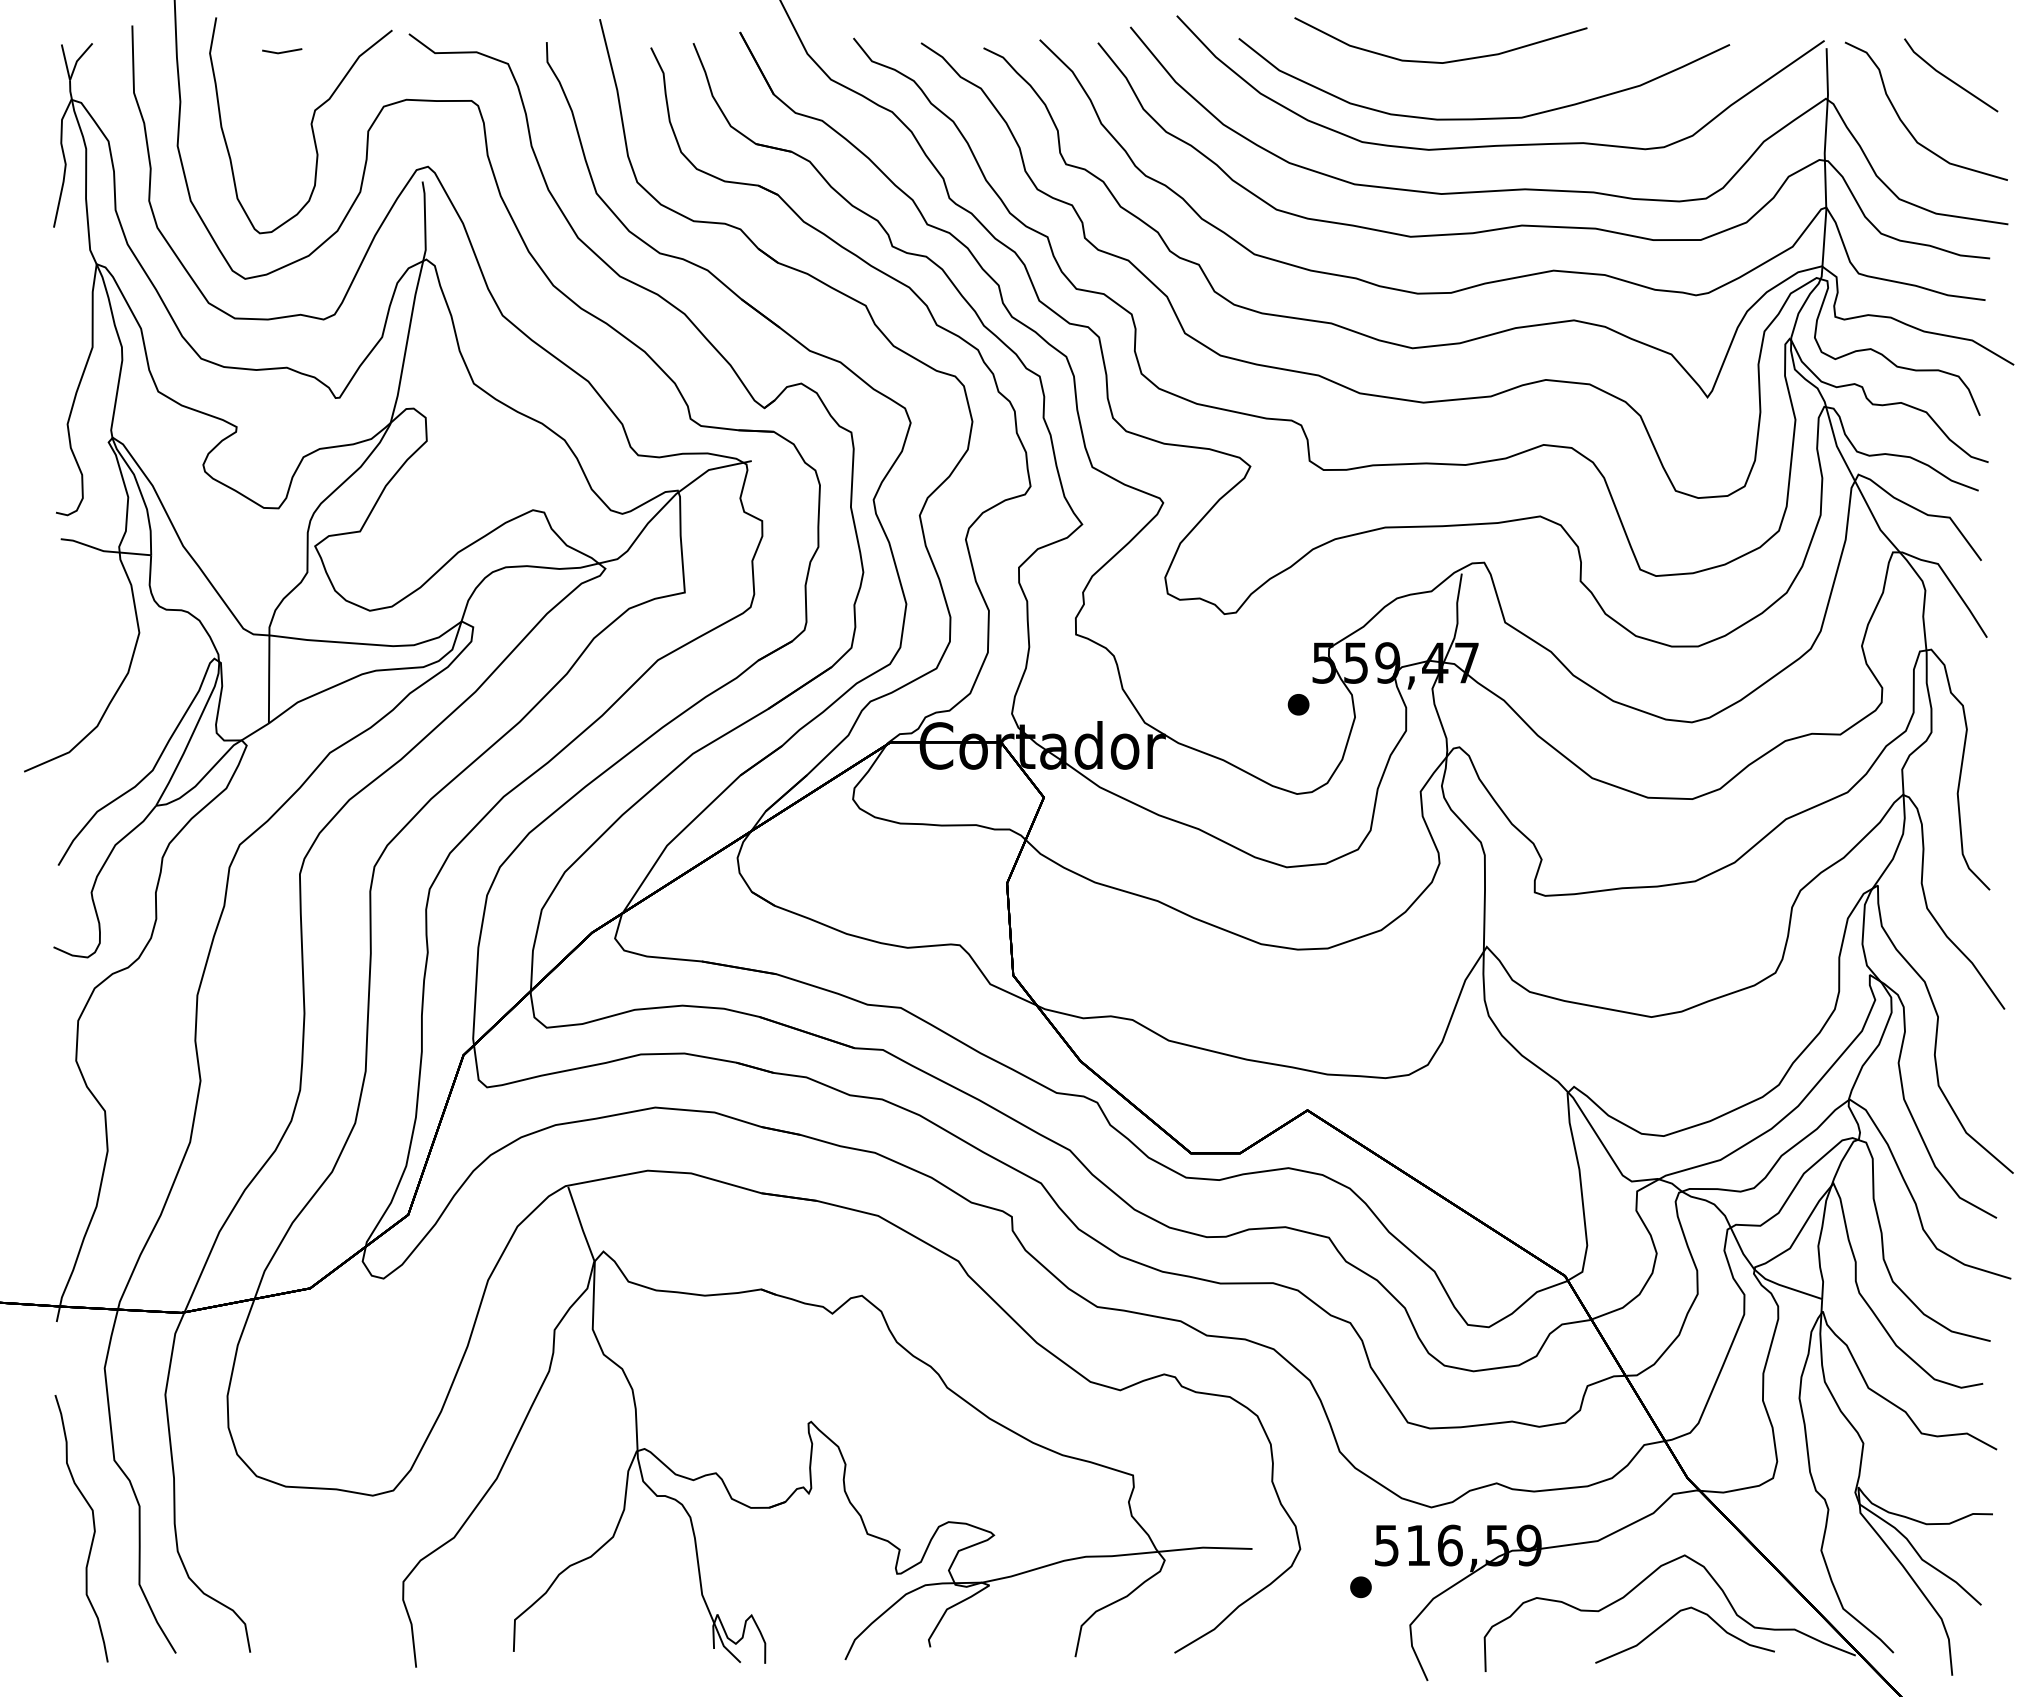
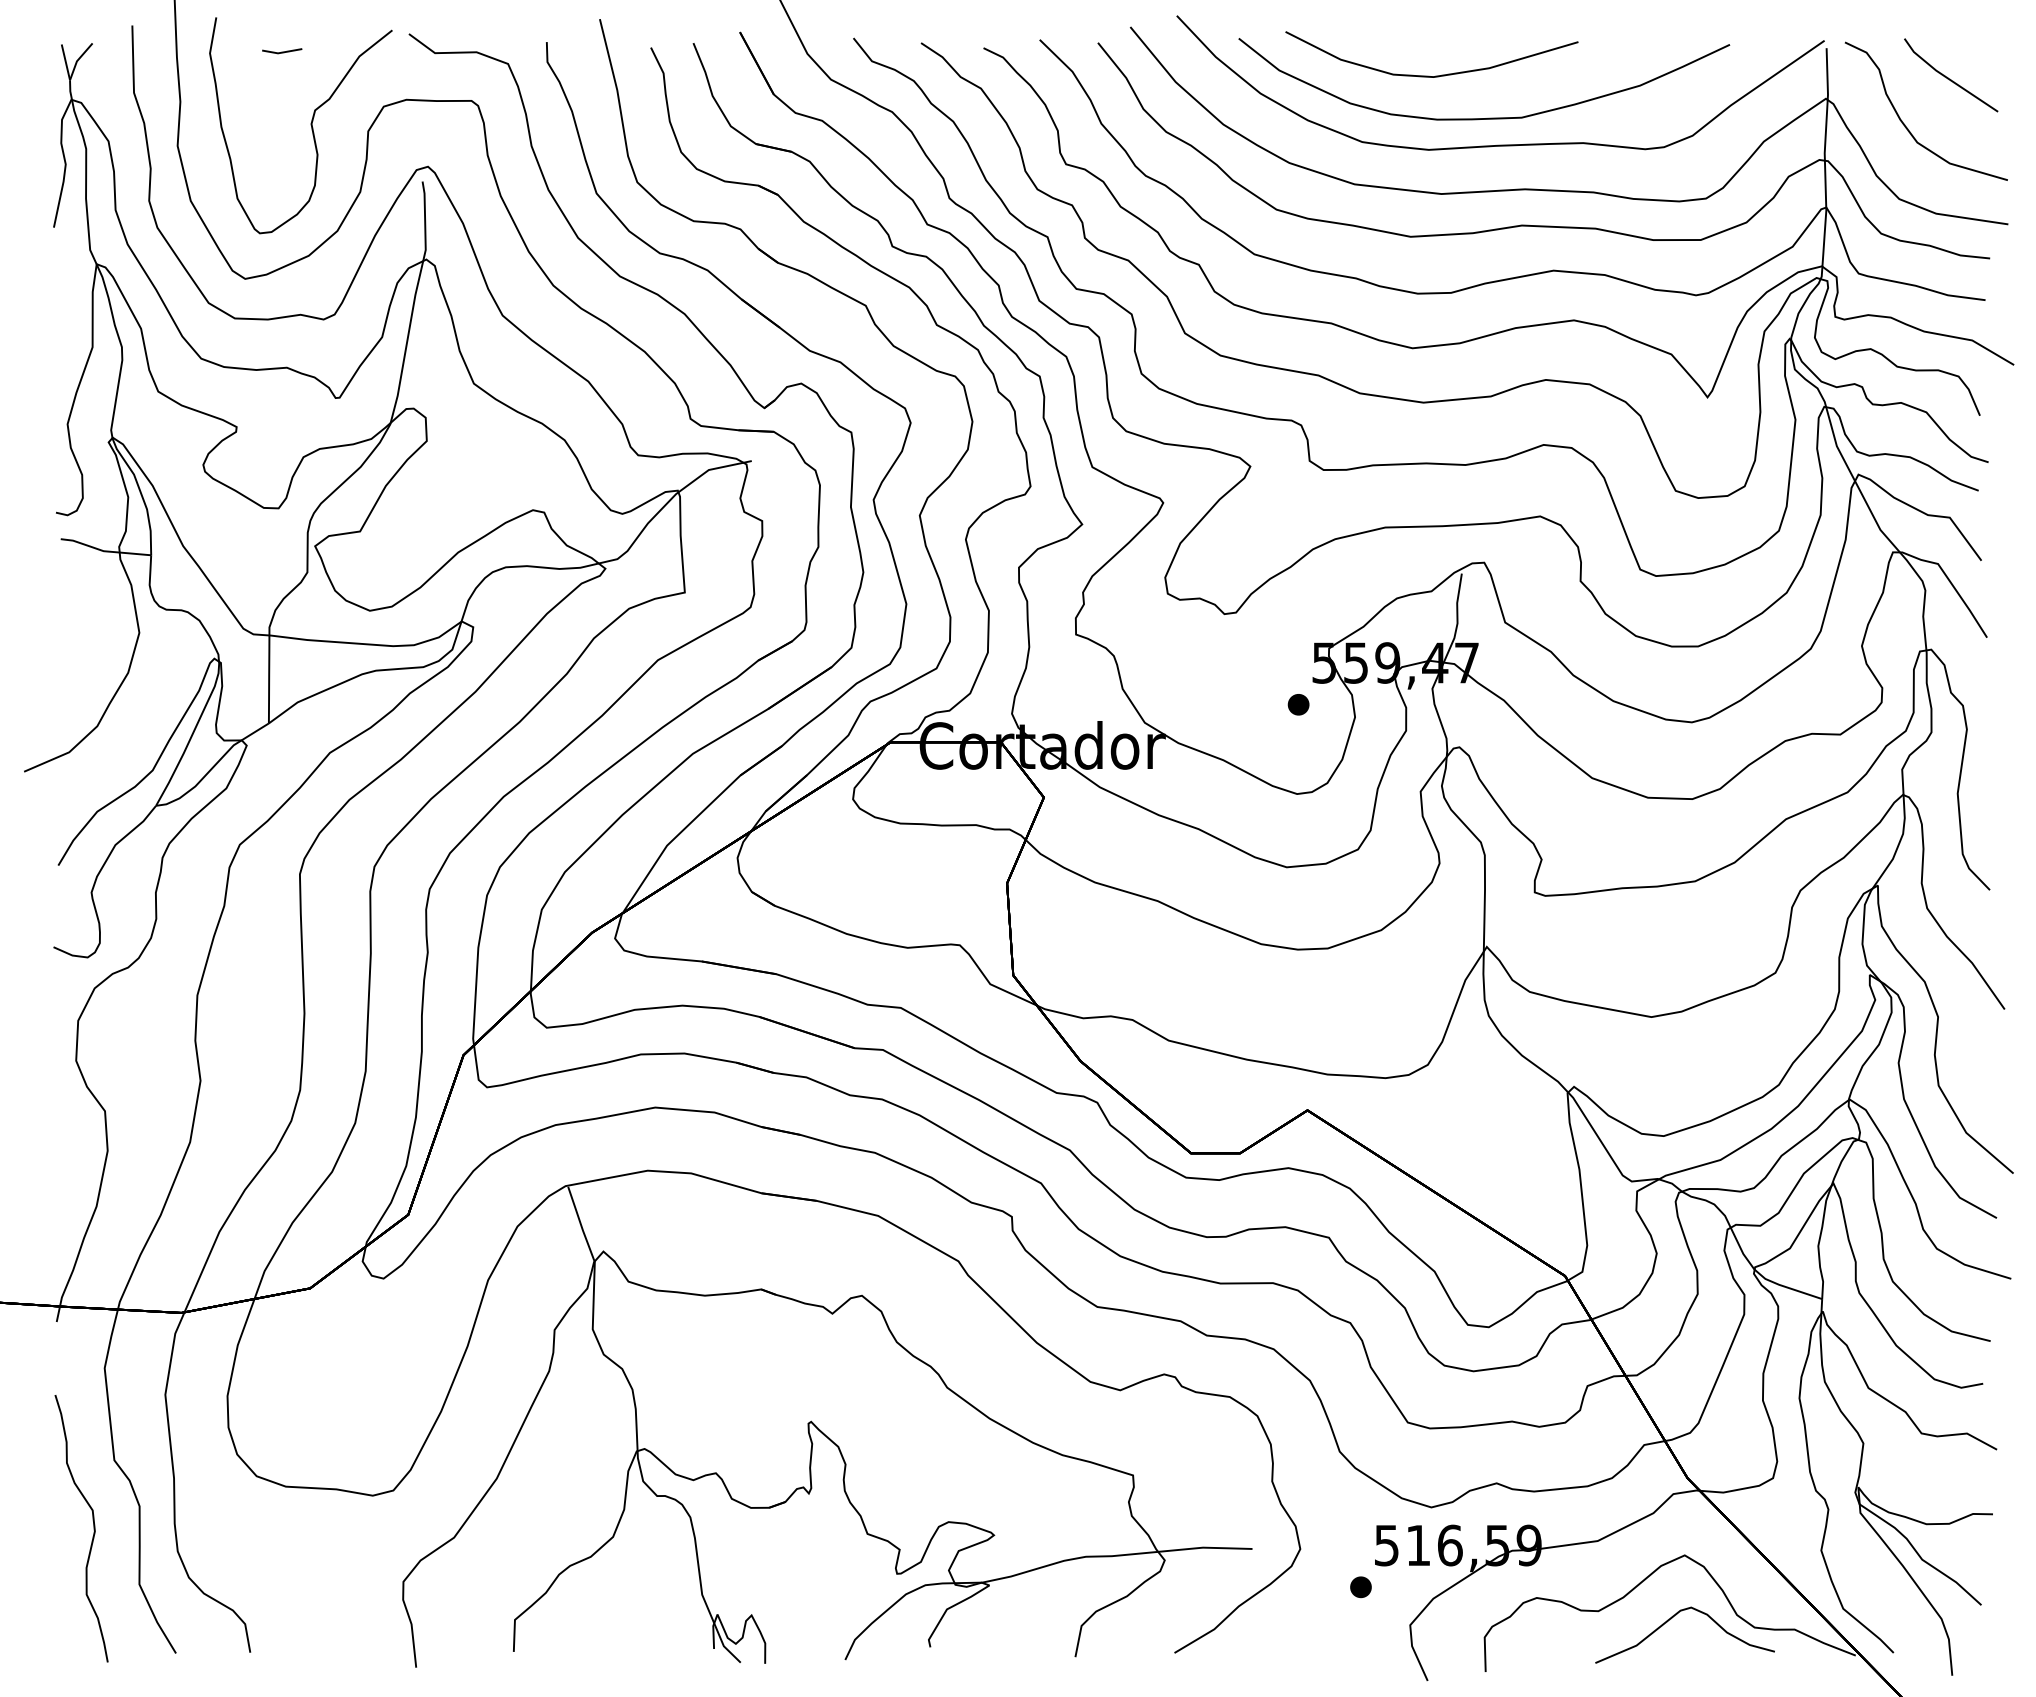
part position: (1438, 61) -> (1429, 75) (1429, 75)
